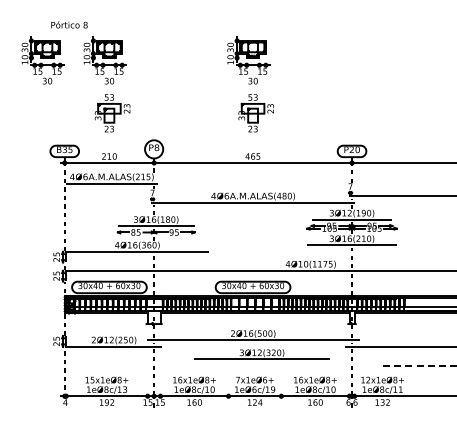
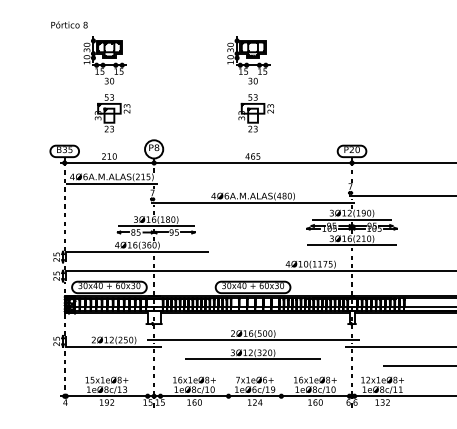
part: present -> none (42, 60)
part position: (261, 354) -> (252, 354) (252, 354)
line: dashed -> solid (419, 365)
